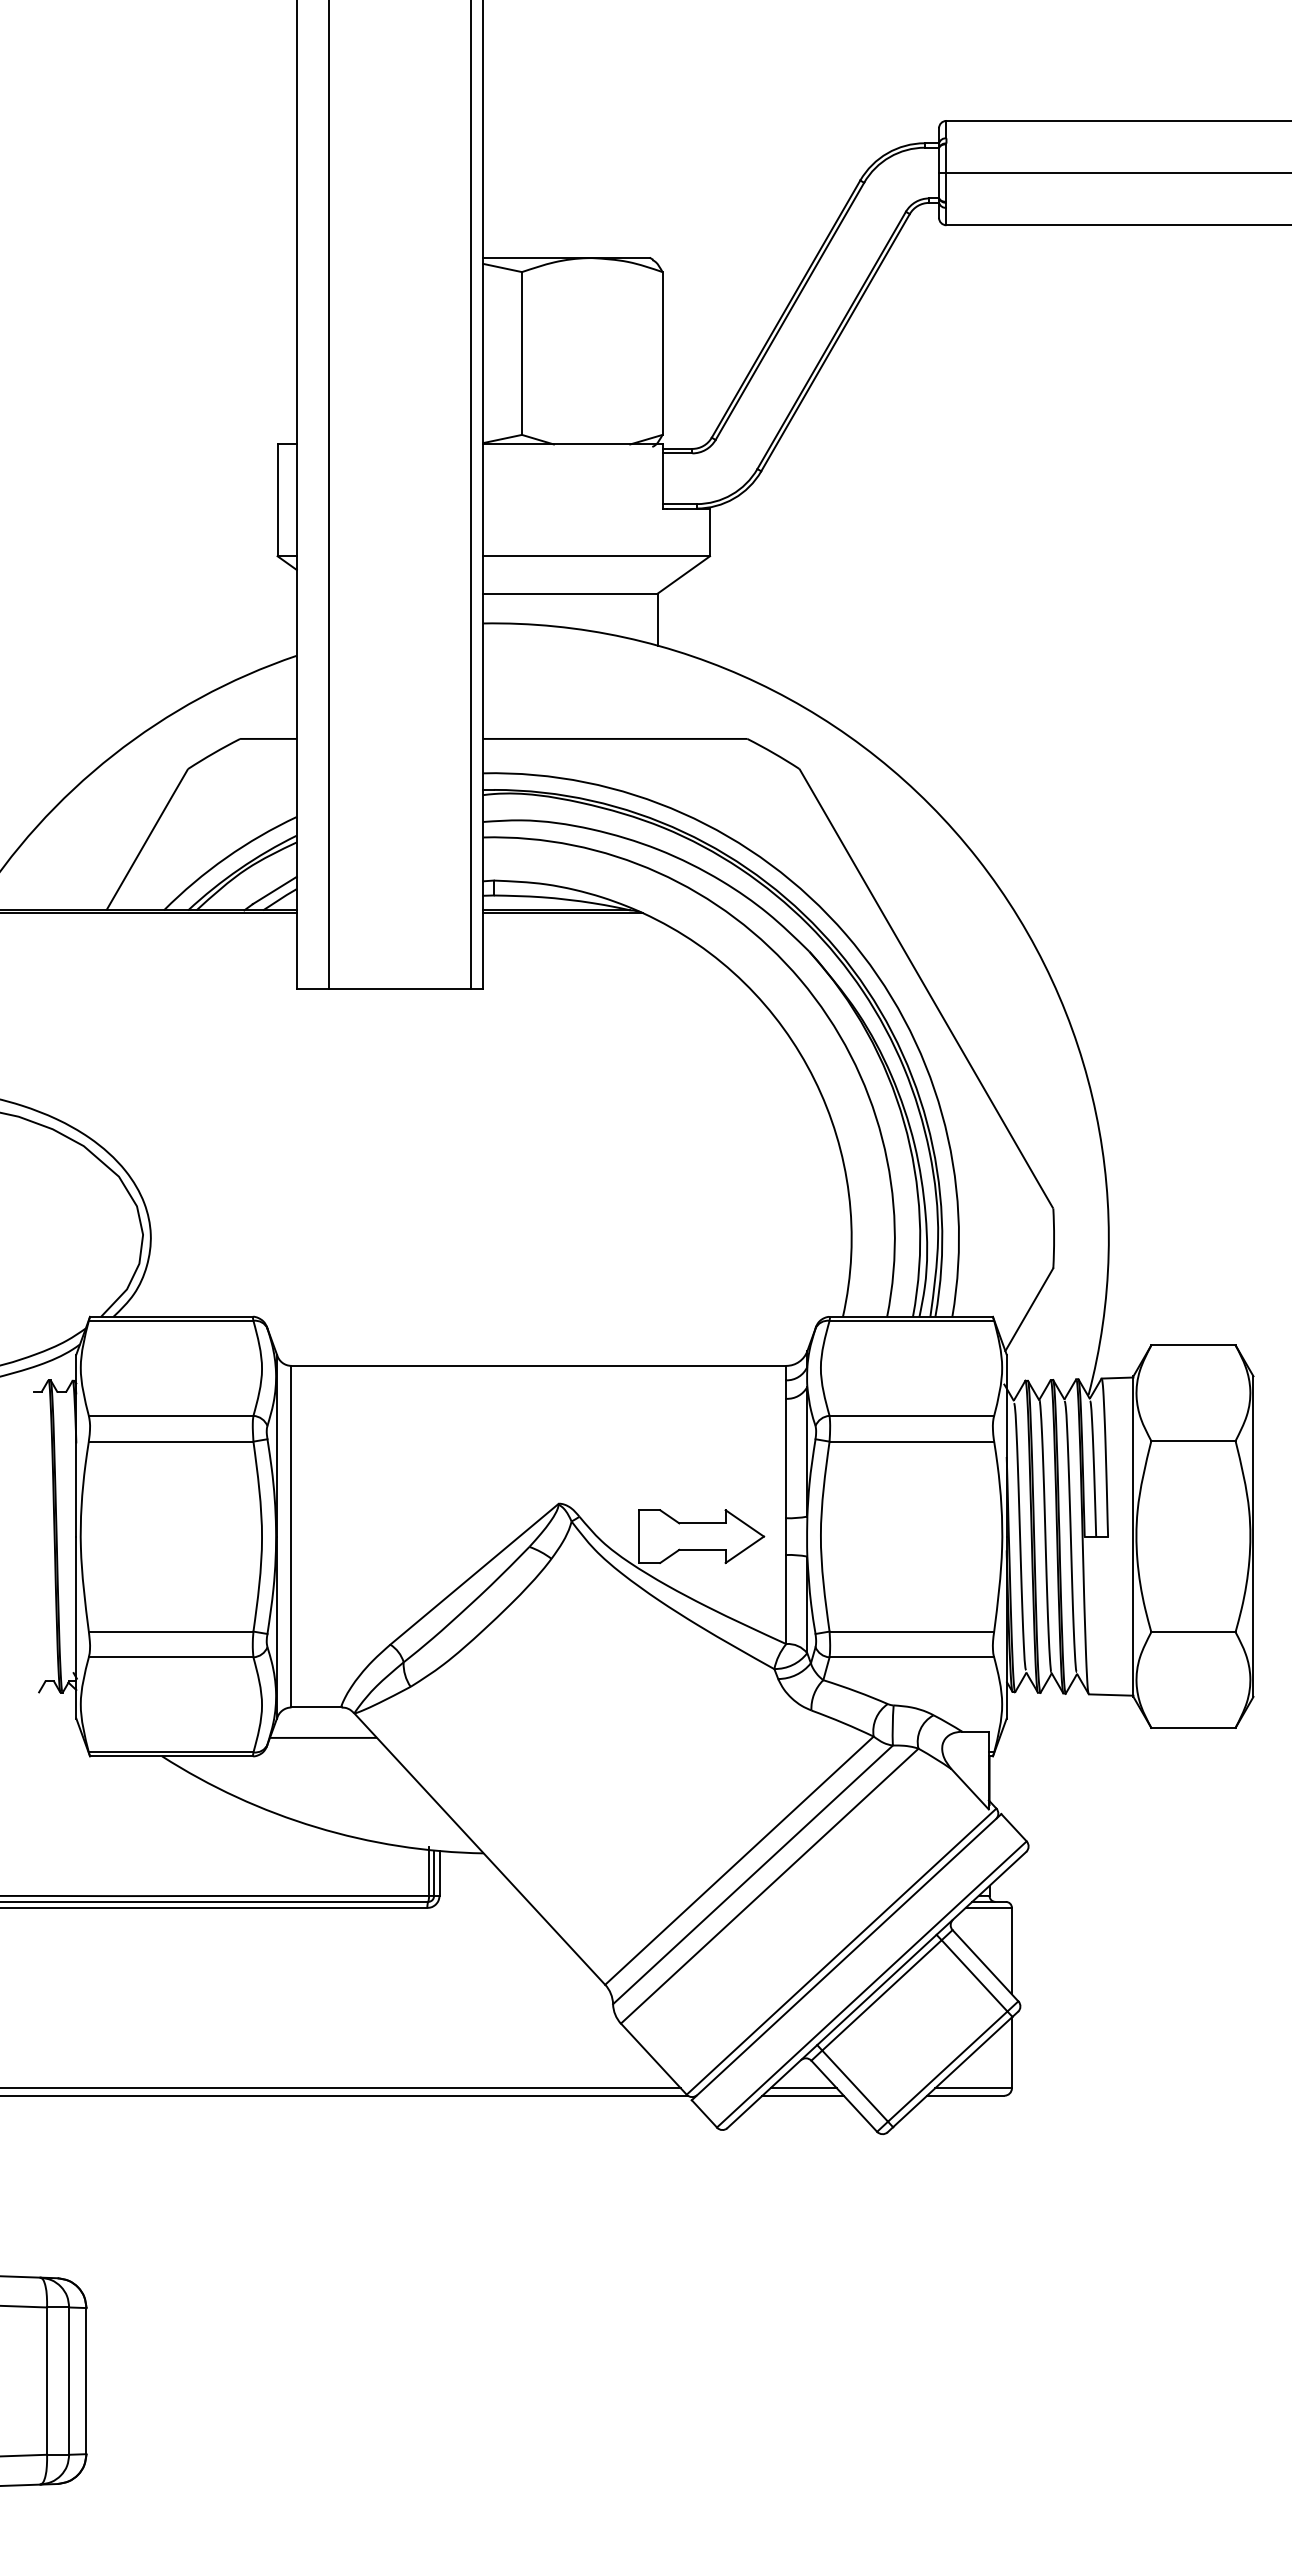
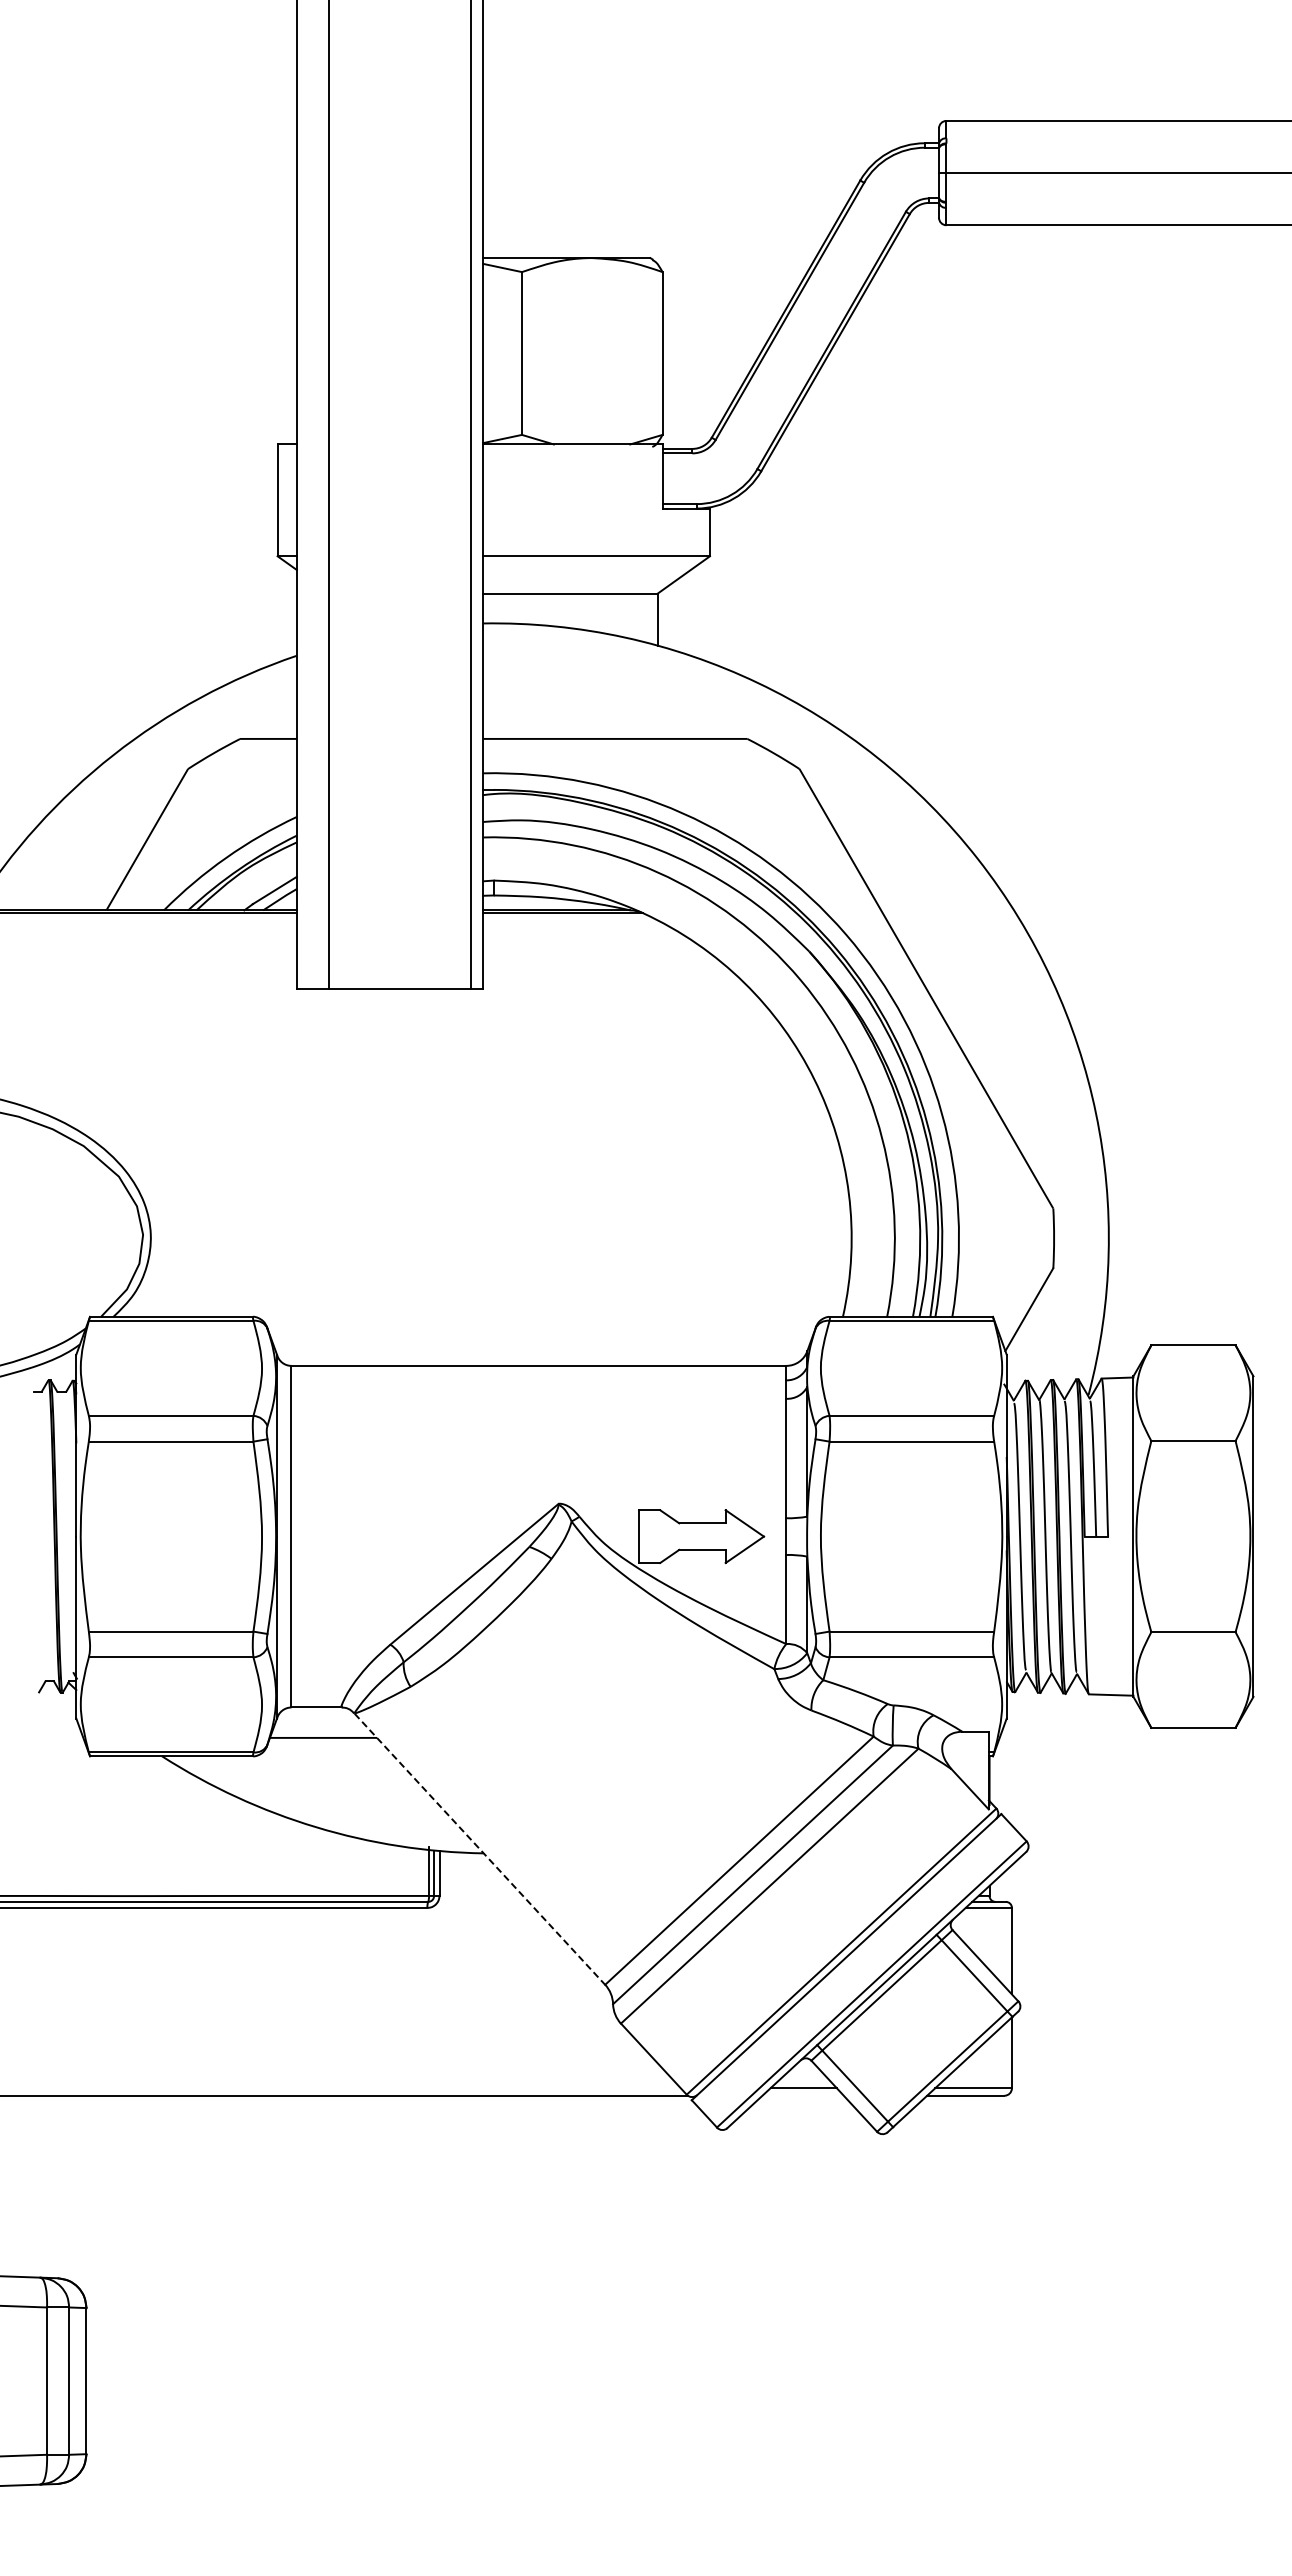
line: solid -> dashed (479, 1849)
line: present -> none (341, 2088)
line: present -> none (802, 2095)
